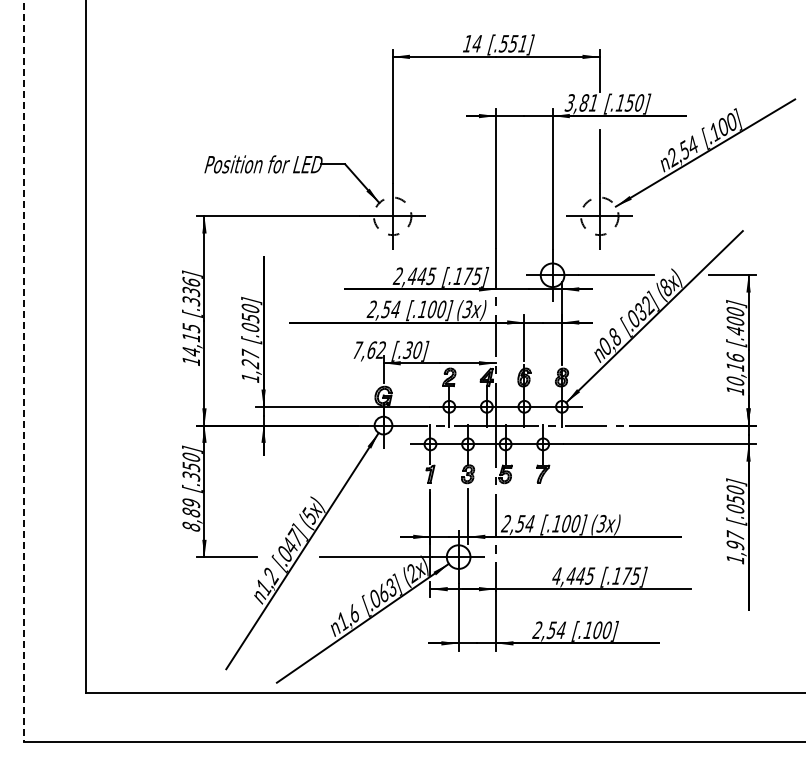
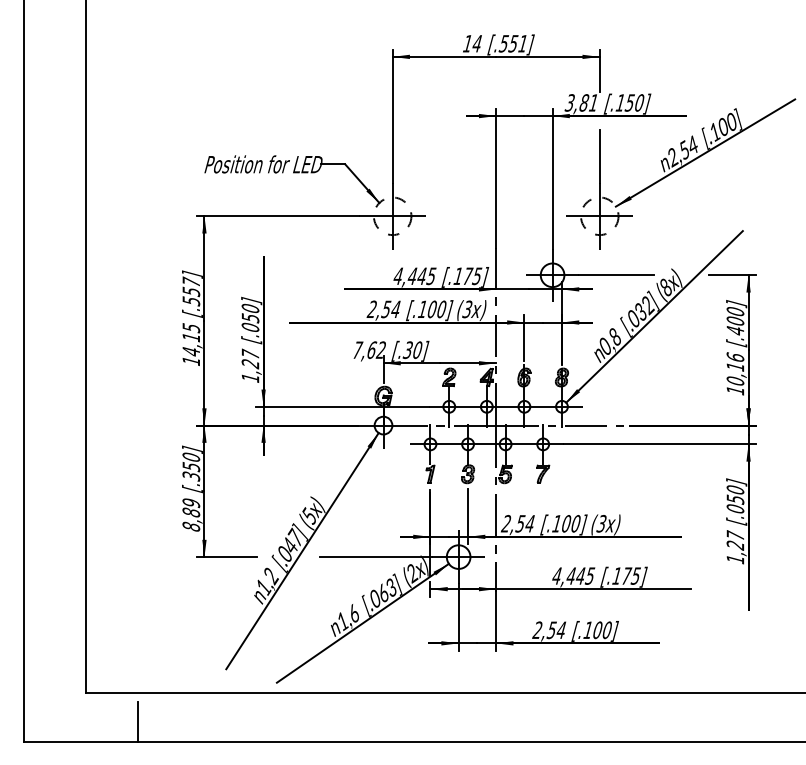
text: 2,445 -> 4,445 (397, 275)
text: [.336] -> [.557] (191, 289)
line: dashed -> solid (24, 370)
text: 1,97 -> 1,27 (735, 545)
line: none -> present (137, 721)
